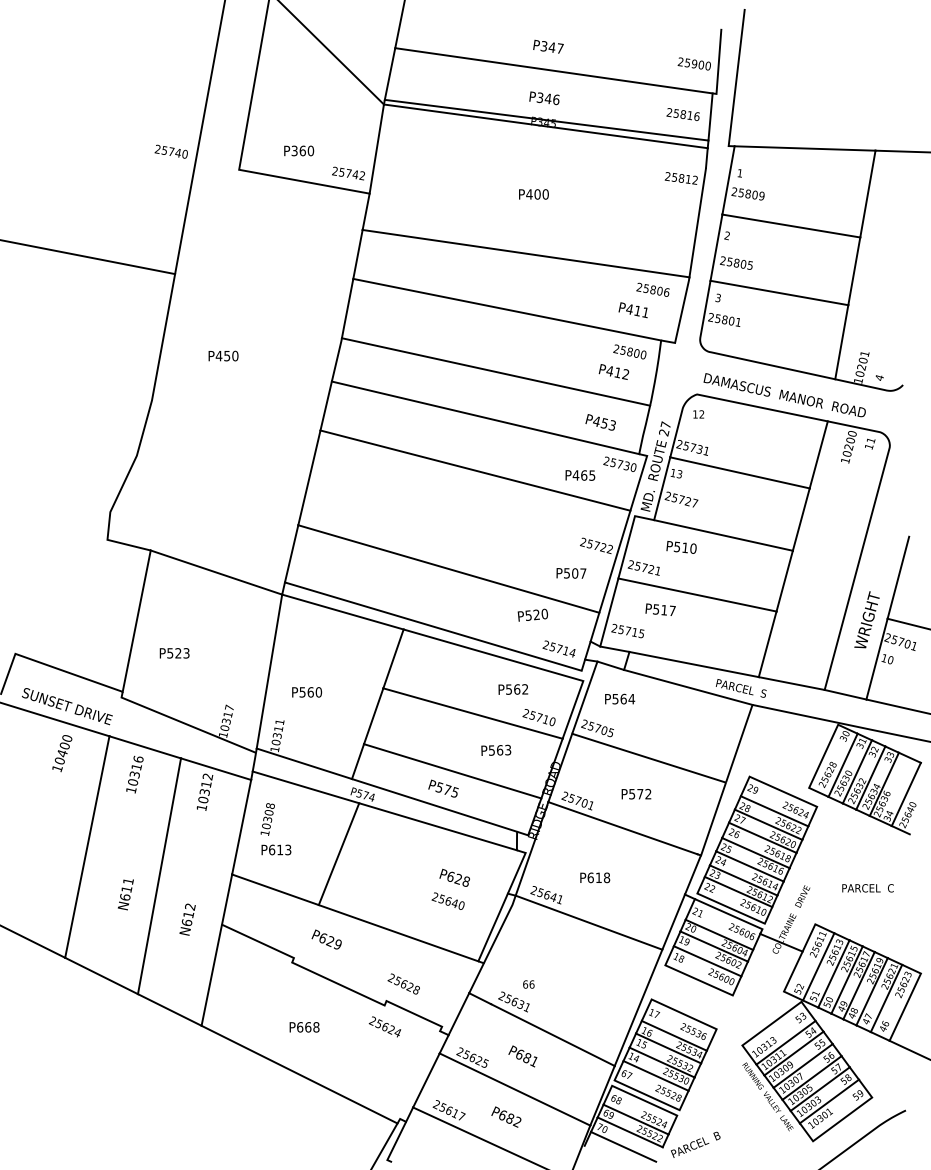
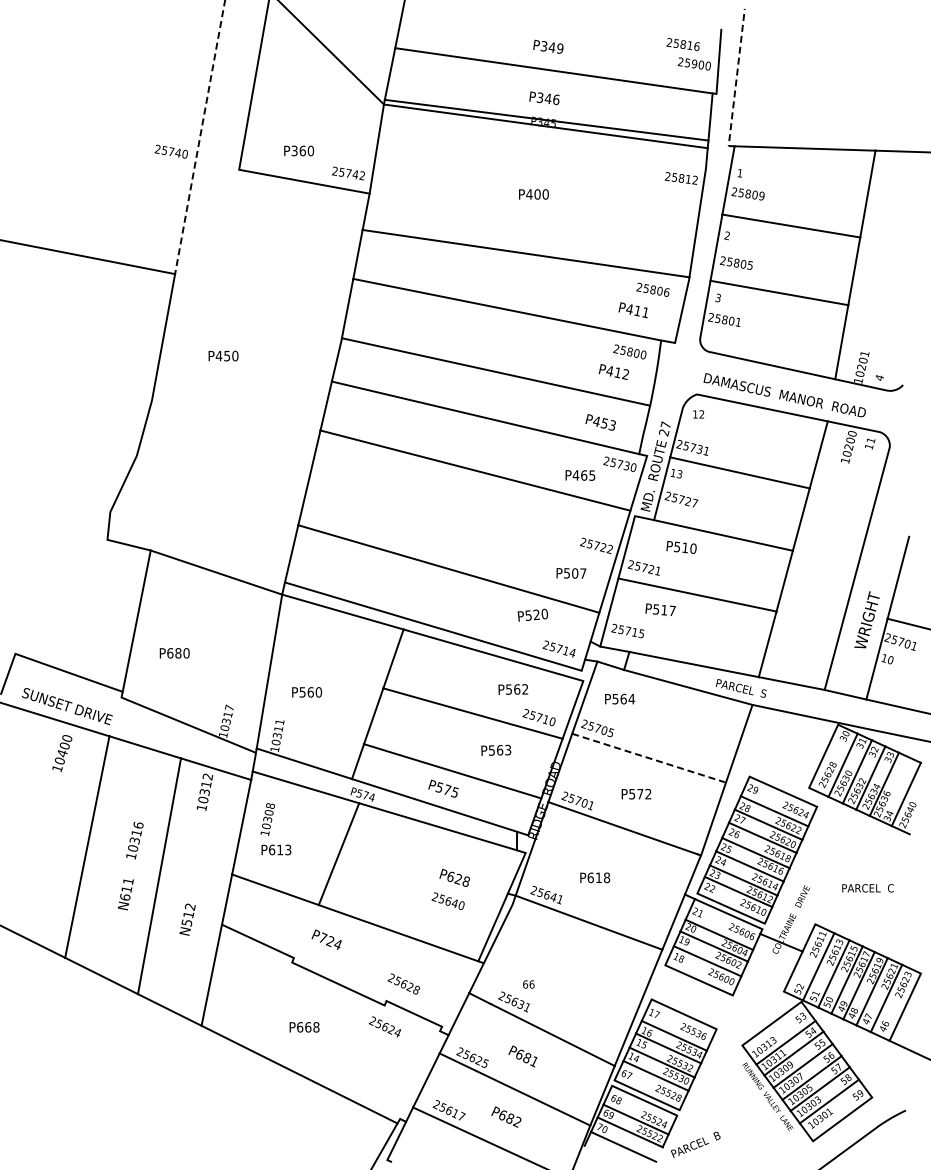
text: P347 -> P349 (560, 48)
line: solid -> dashed (736, 80)
text position: (682, 114) -> (682, 44) (682, 44)
line: solid -> dashed (200, 137)
text: P523 -> P680 (178, 653)
line: solid -> dashed (650, 758)
text position: (134, 774) -> (134, 840) (134, 840)
text: N612 -> N512 (186, 922)
text: P629 -> P724 (330, 940)
